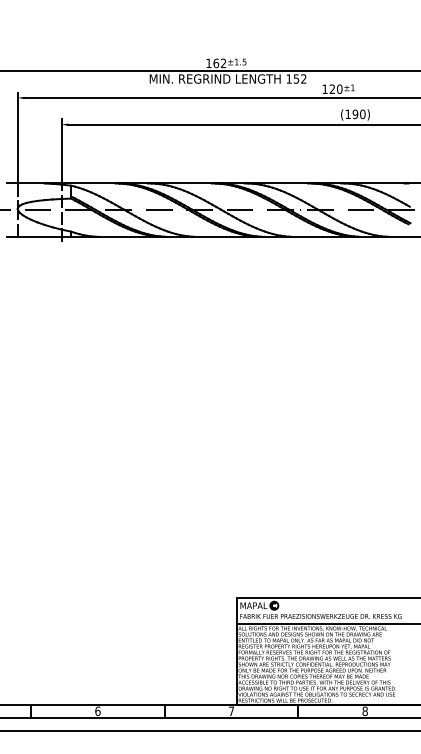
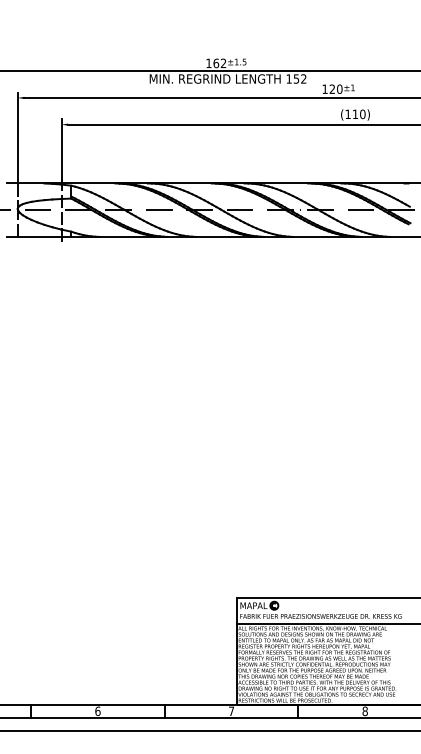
text: (190) -> (110) (355, 114)
